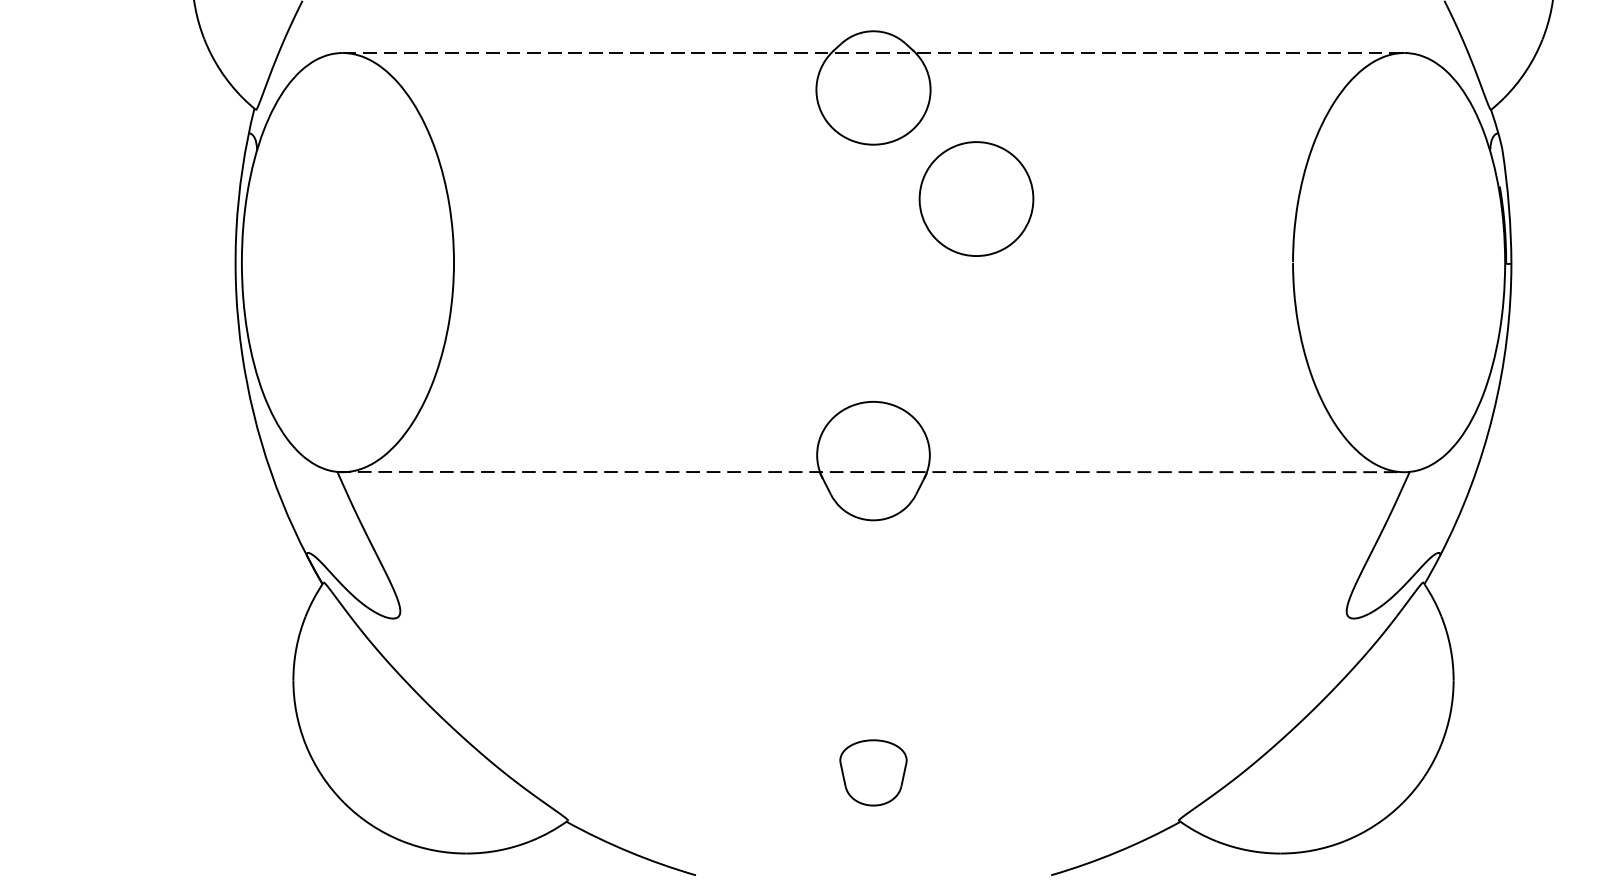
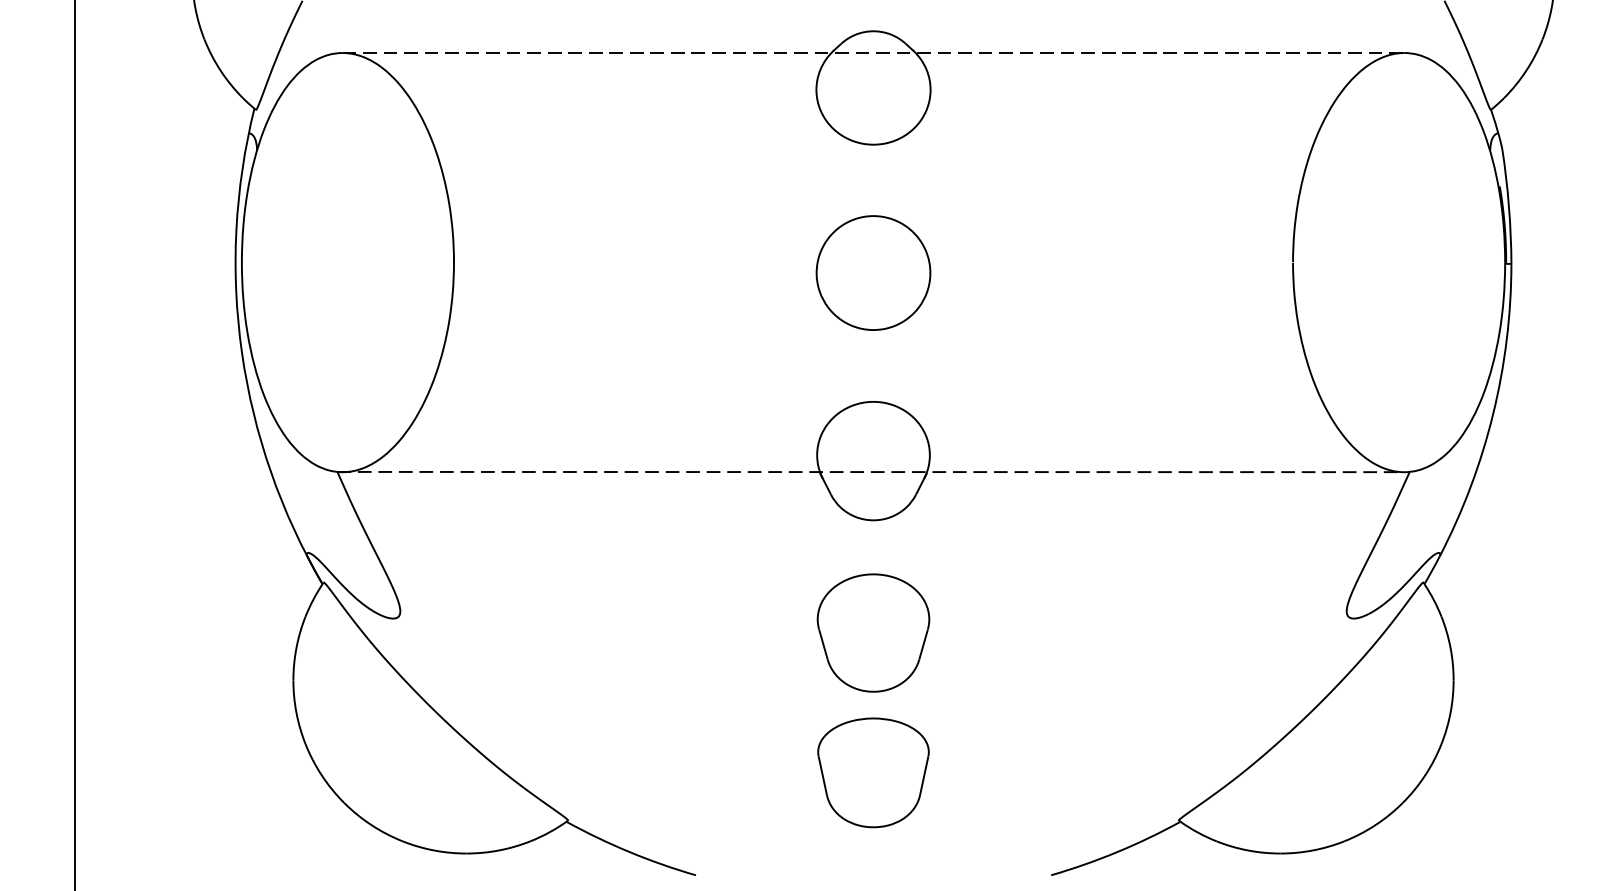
part position: (976, 198) -> (873, 272) (873, 272)
line: none -> present (75, 444)
part: none -> present (873, 632)
part size: 69x68 px -> 113x112 px (873, 772)
